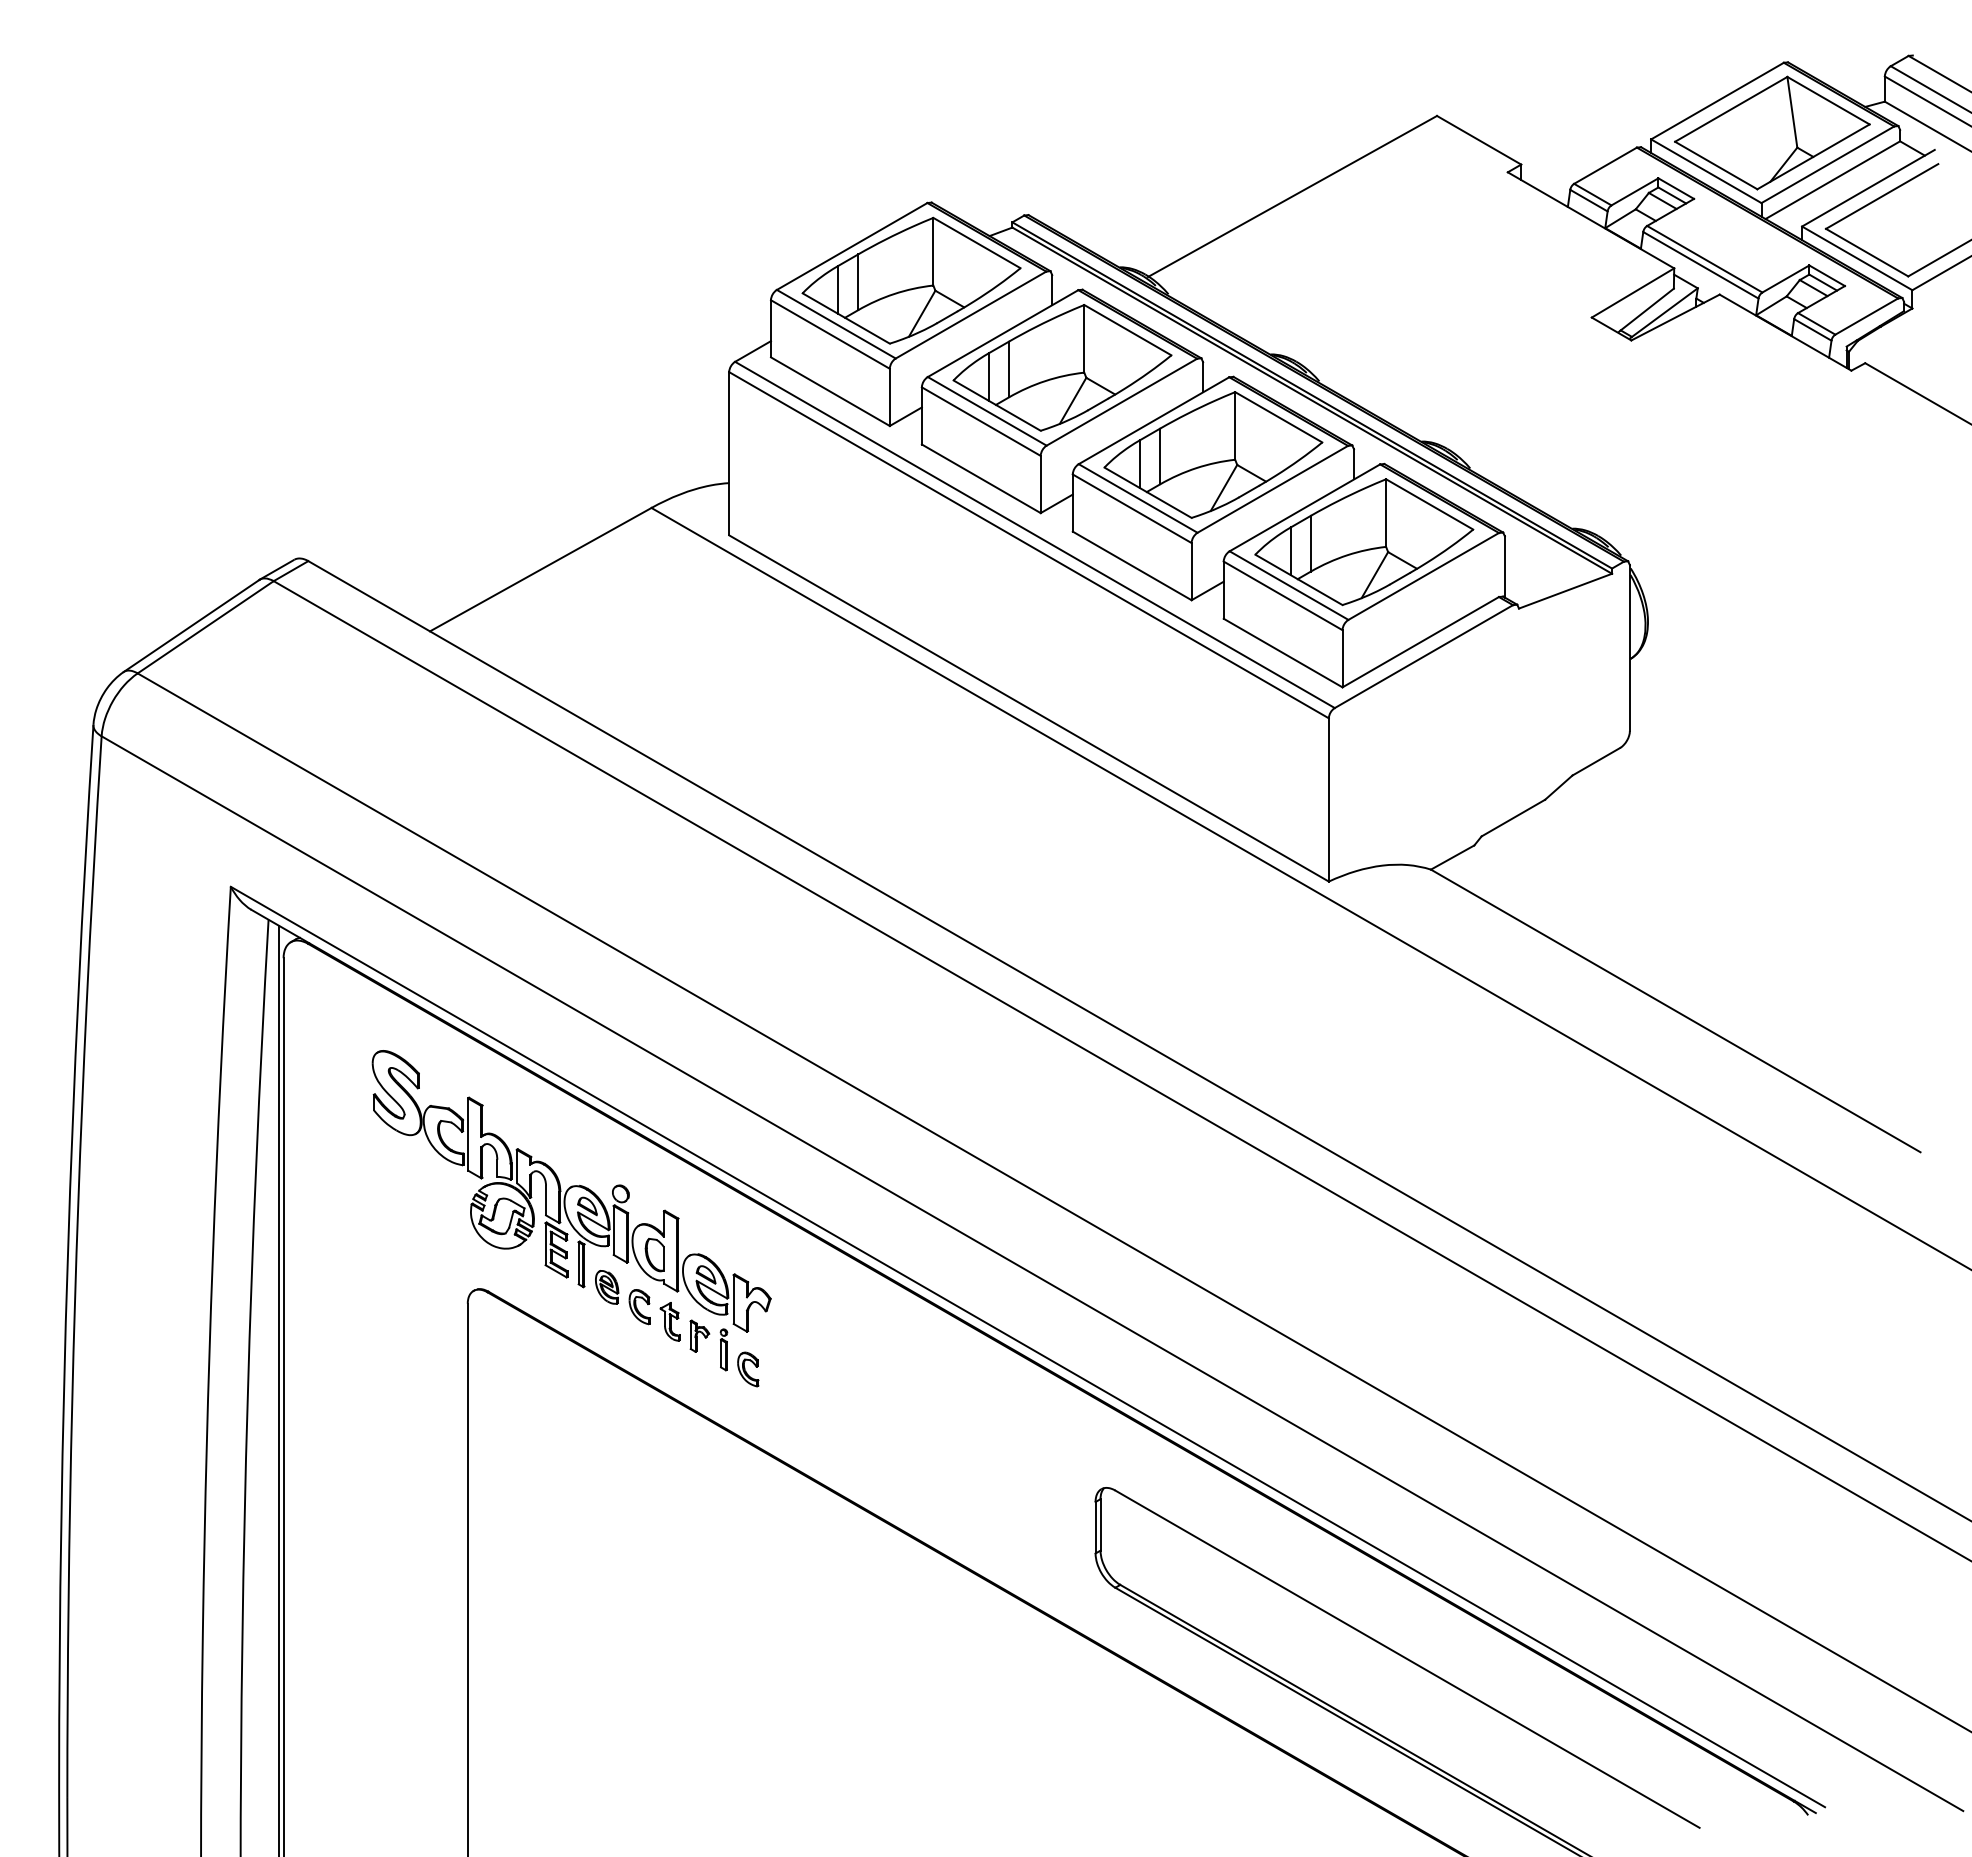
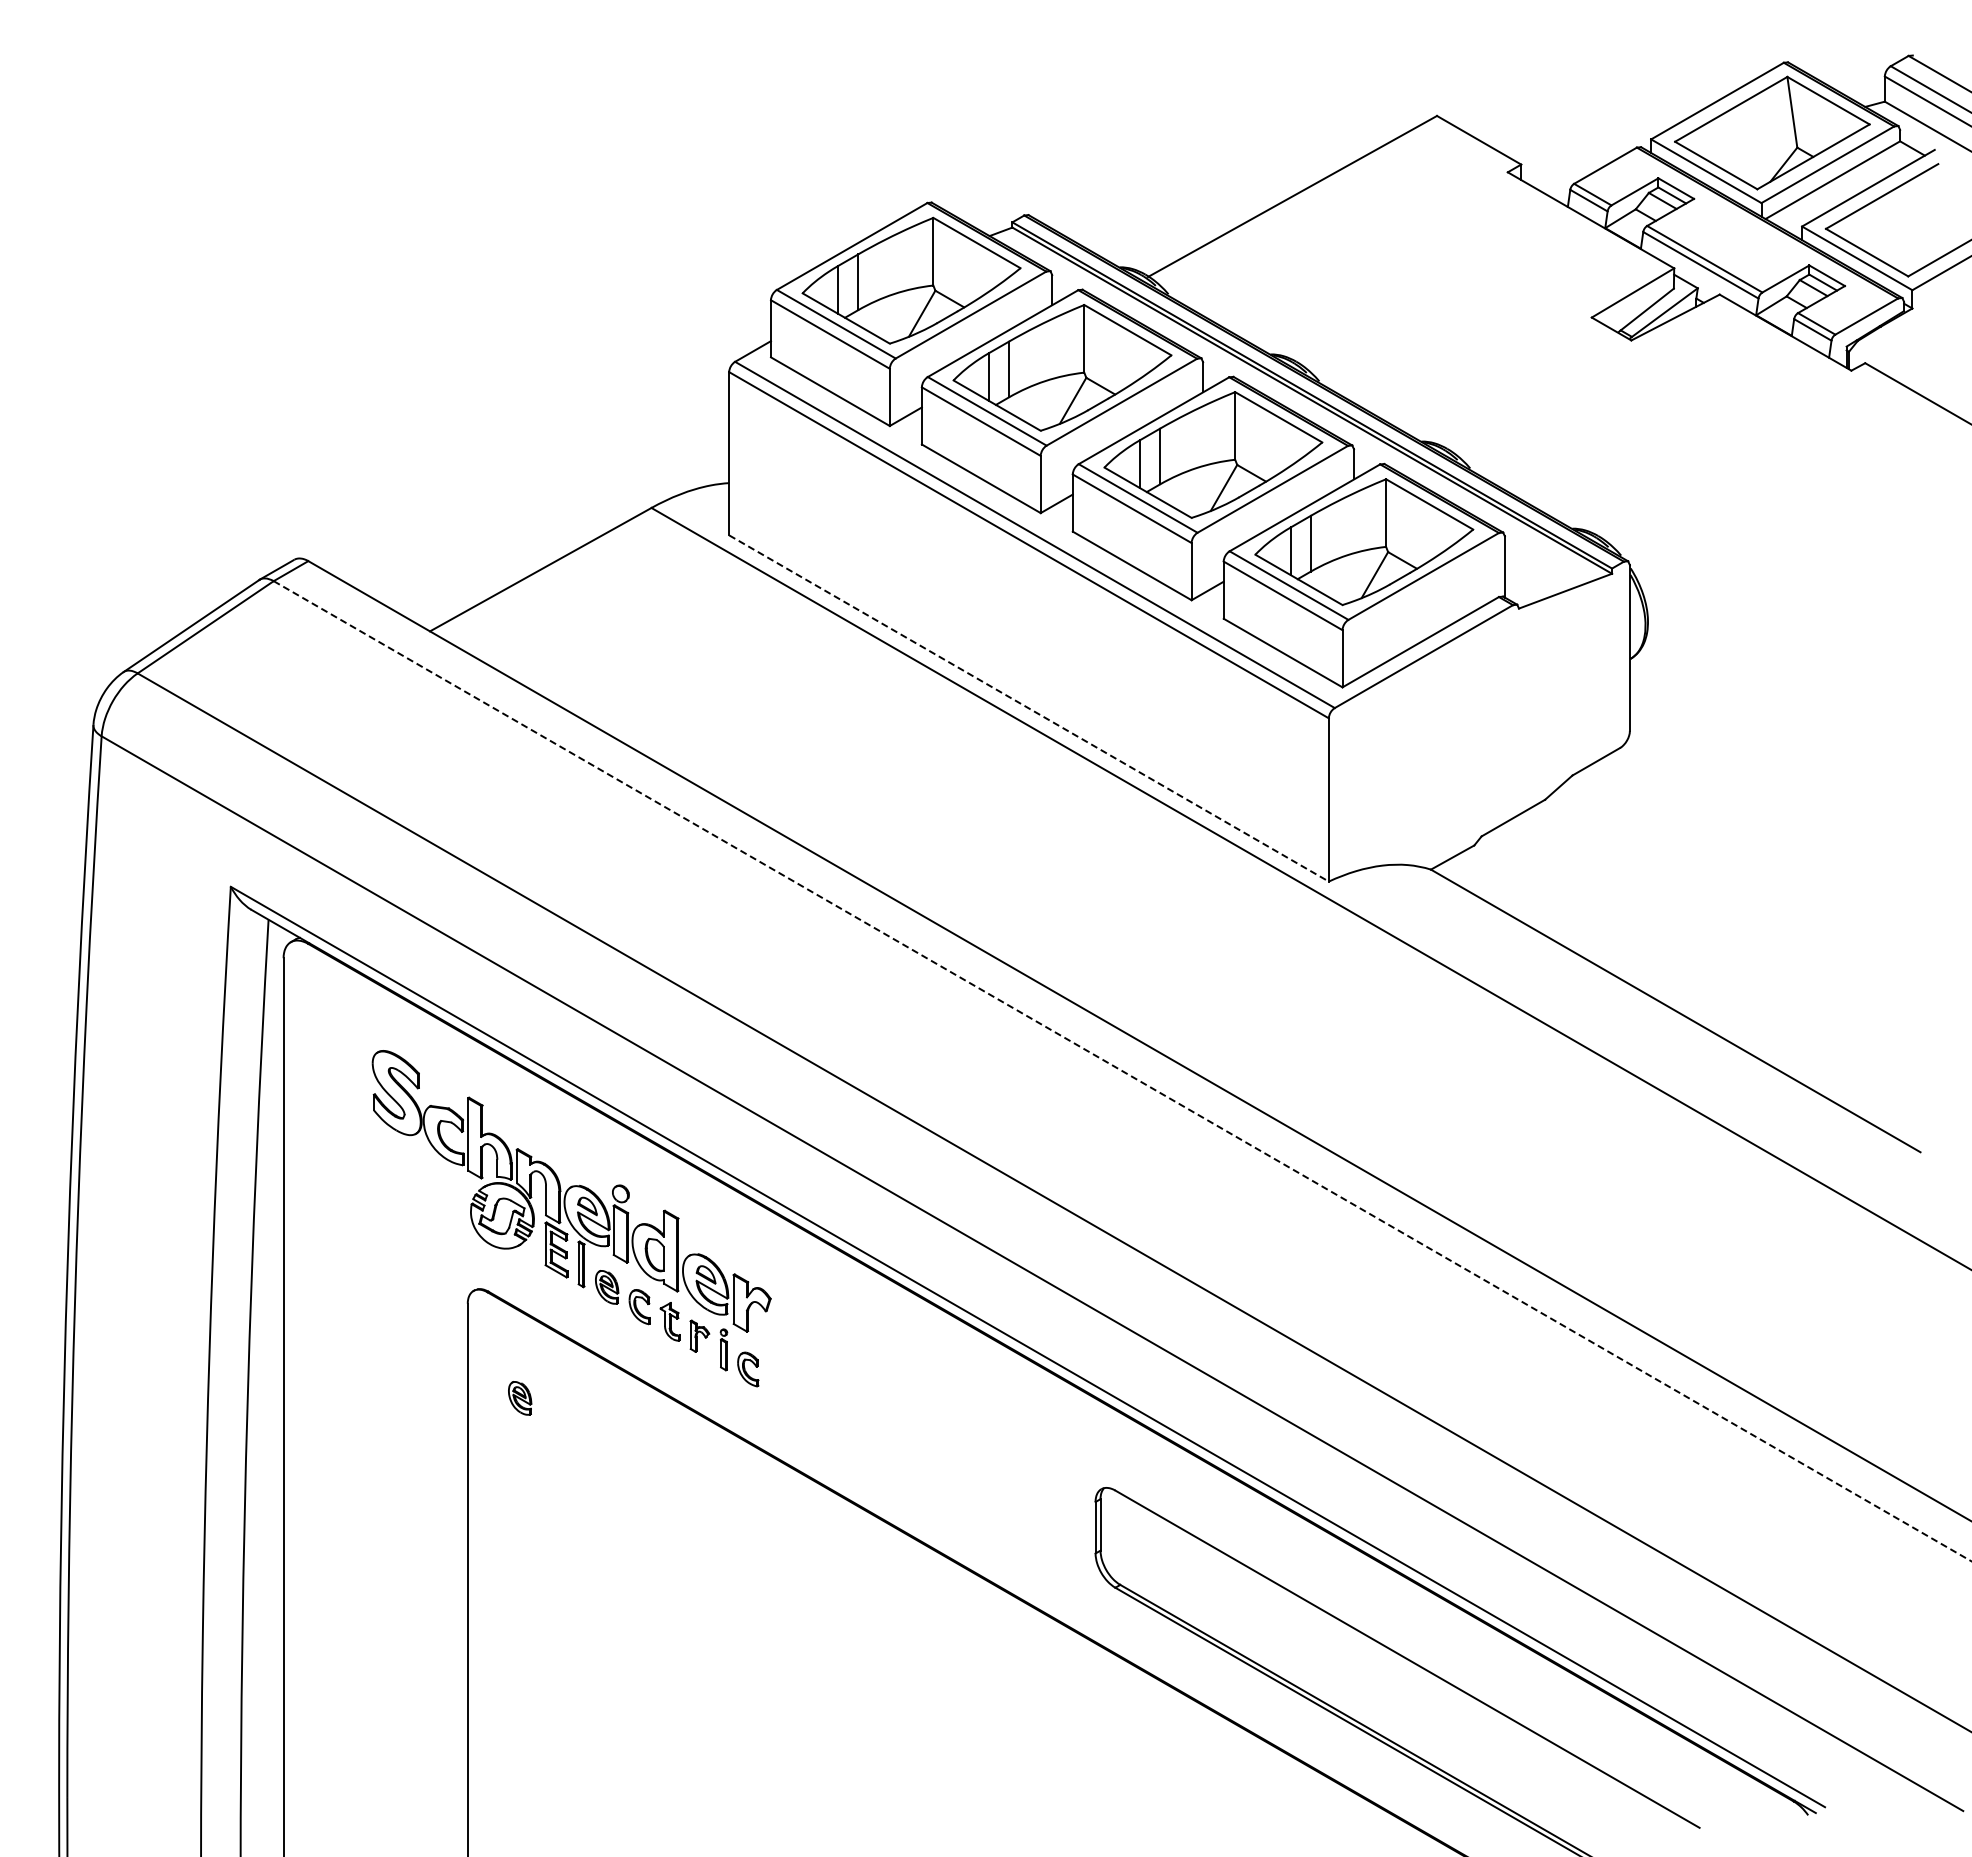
line: solid -> dashed (1029, 708)
line: solid -> dashed (1123, 1071)
line: present -> none (278, 1389)
part: none -> present (520, 1398)
